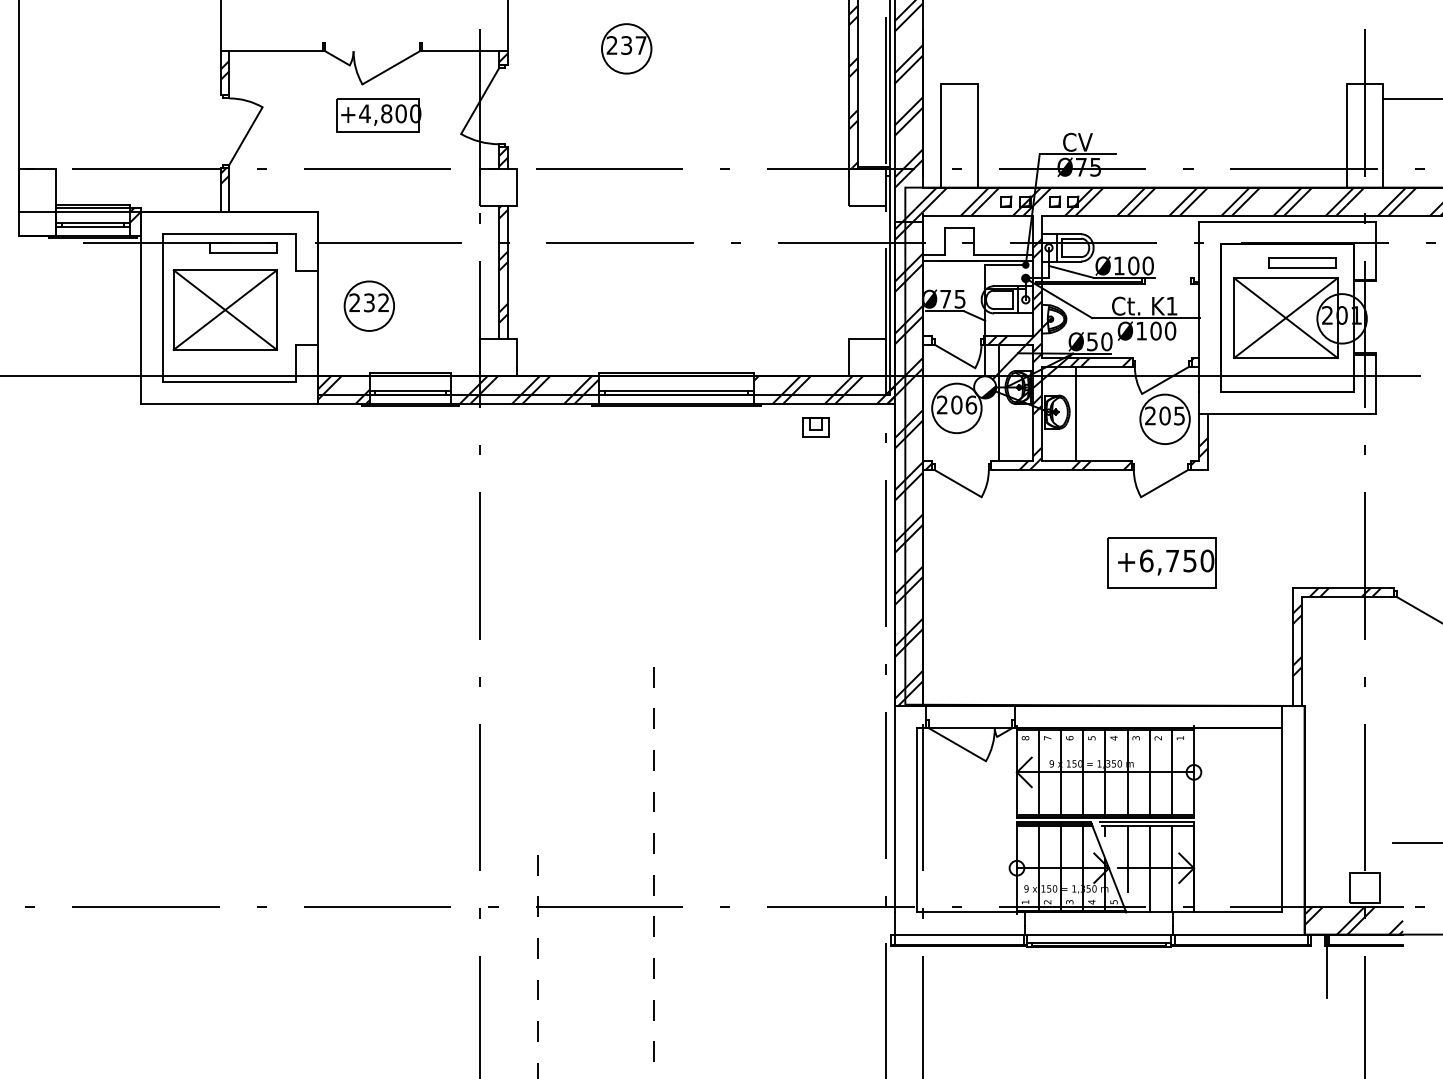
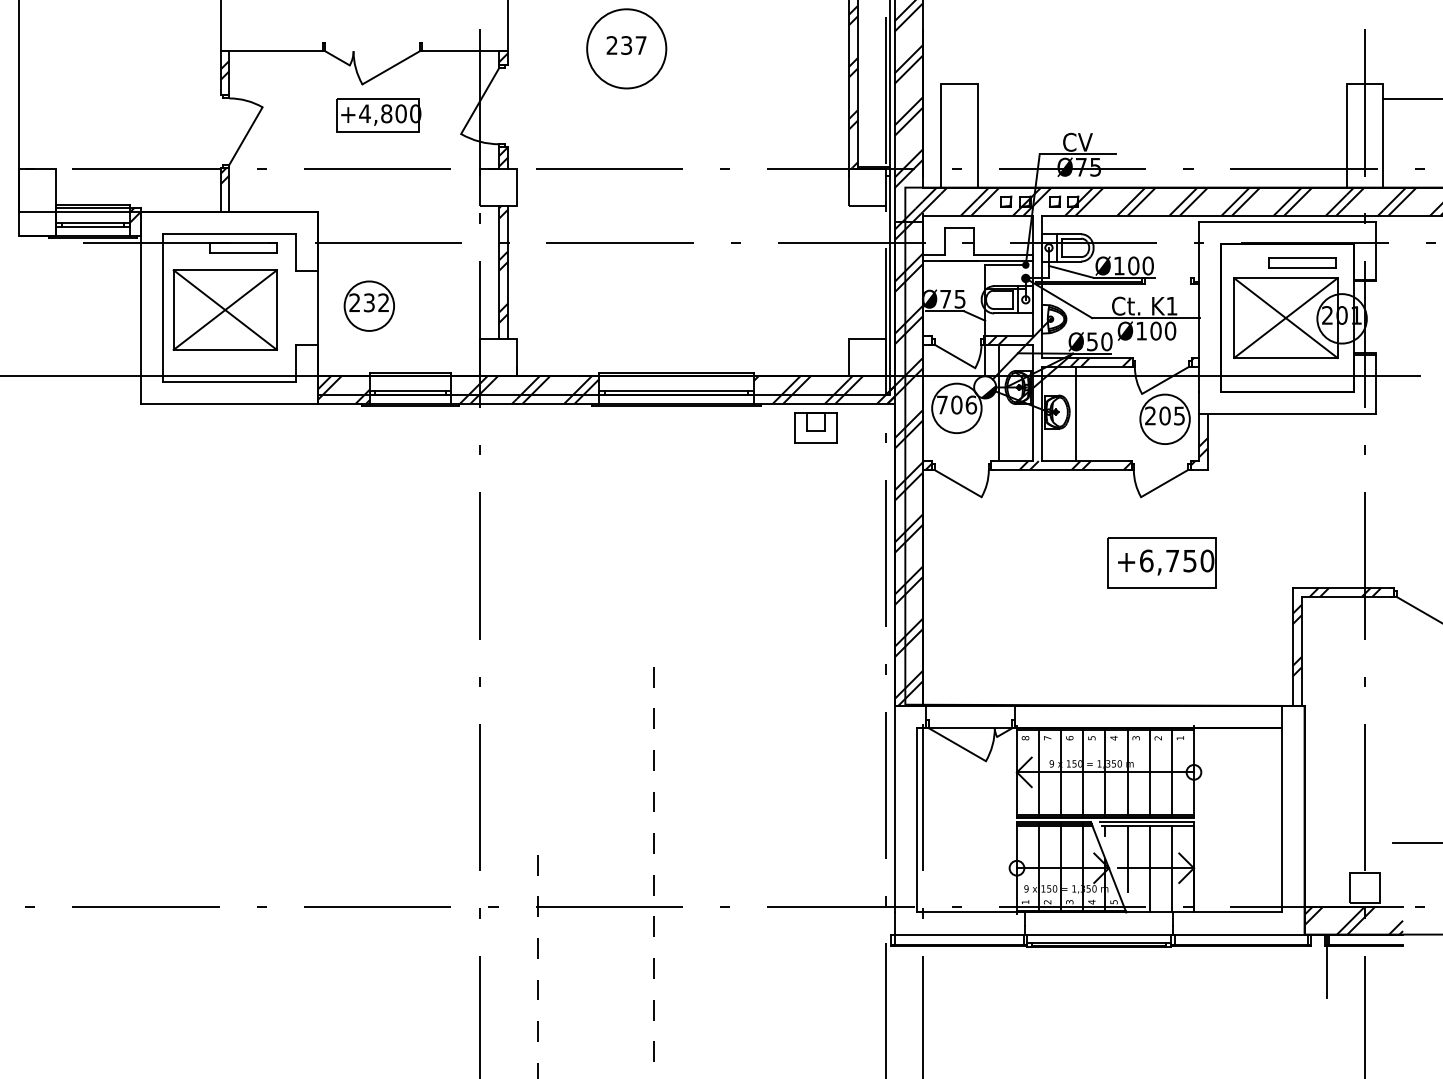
circle diameter: 49 px -> 79 px (626, 48)
hatch: present -> none (1037, 349)
text: 206 -> 706 (941, 404)
part size: 28x21 px -> 44x32 px (815, 427)
